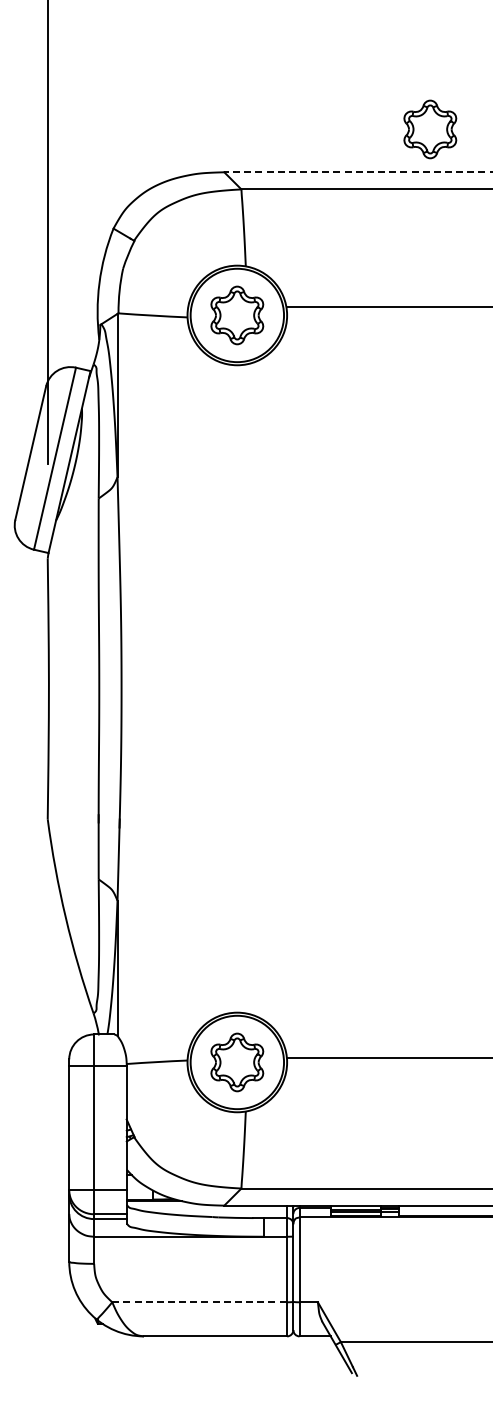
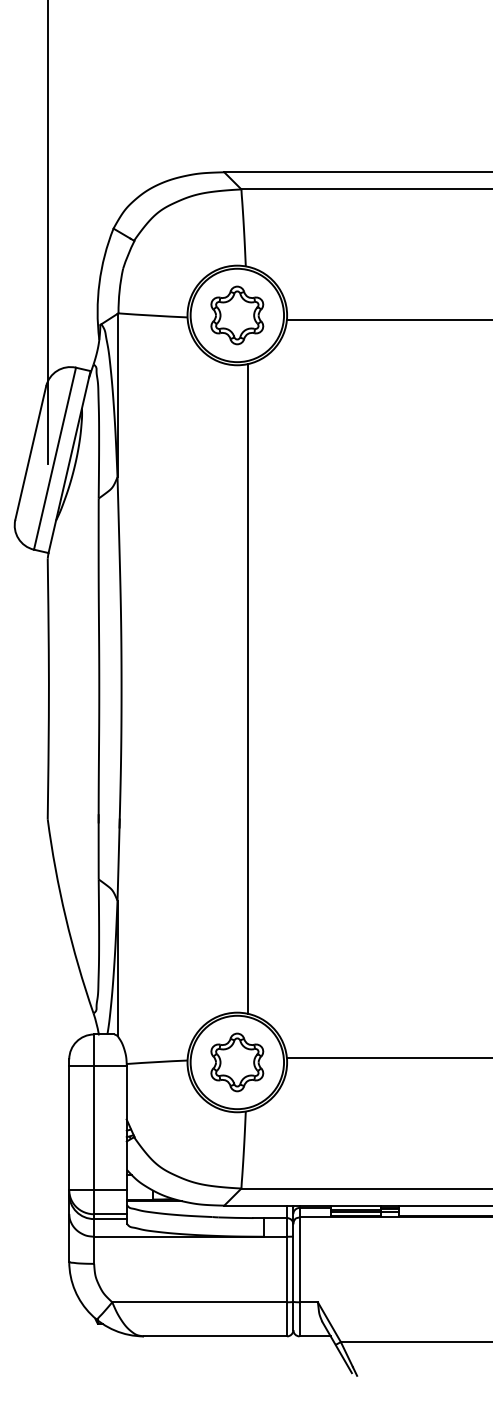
part: present -> none (430, 129)
line: dashed -> solid (358, 172)
line position: (387, 306) -> (387, 319) (387, 319)
line: none -> present (247, 688)
line: dashed -> solid (200, 1302)
